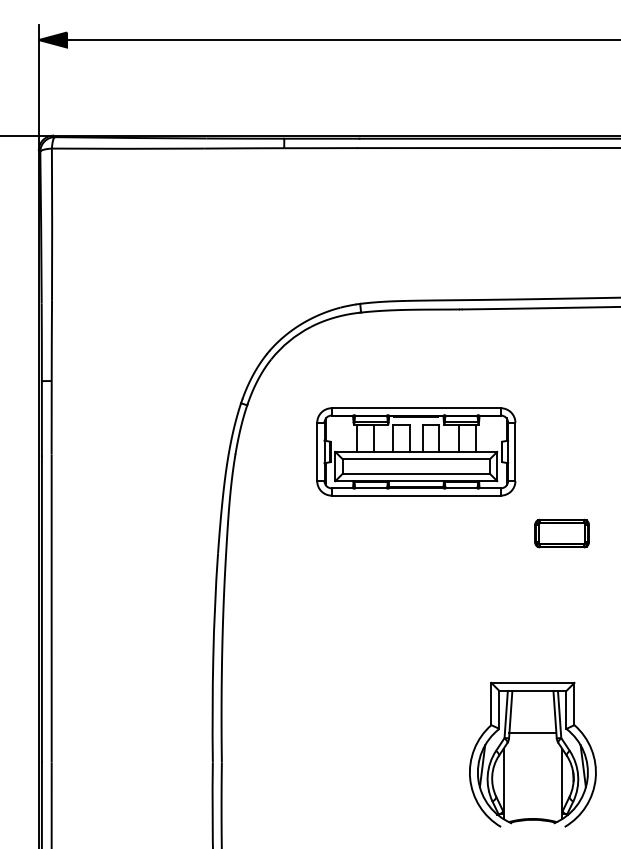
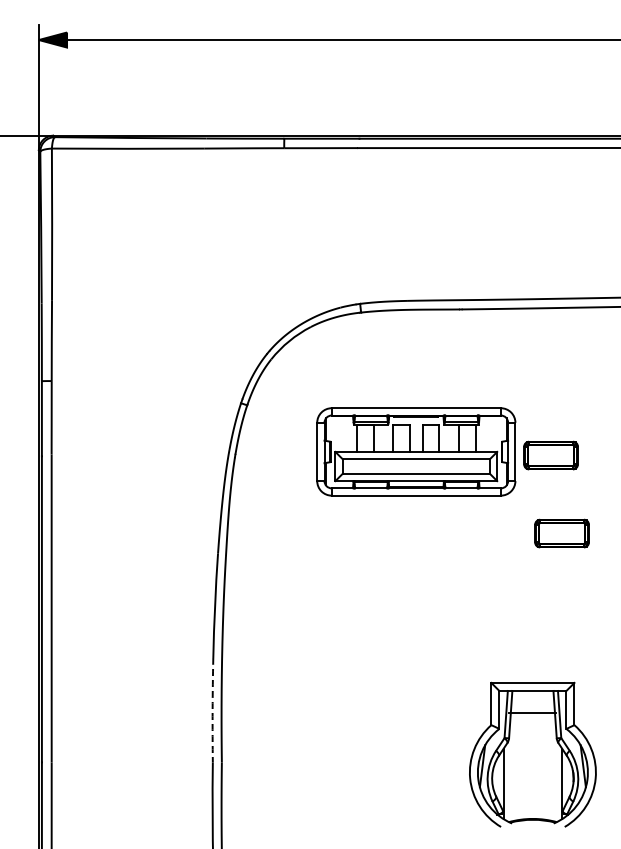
part: none -> present (550, 455)
arc: solid -> dashed (212, 710)
line position: (532, 732) -> (532, 712) (532, 712)
